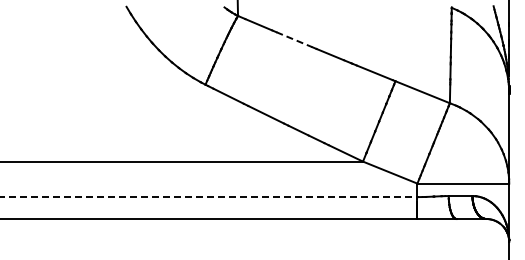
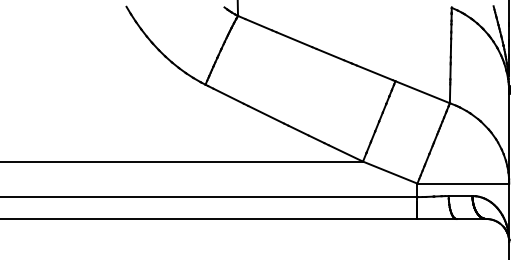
line: dashed -> solid (294, 39)
line: dashed -> solid (209, 197)
